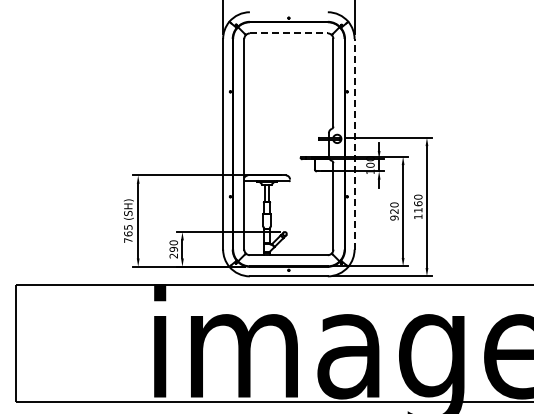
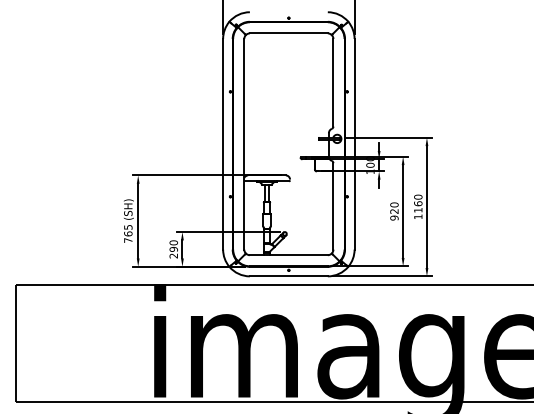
line: dashed -> solid (288, 33)
line: dashed -> solid (354, 143)
